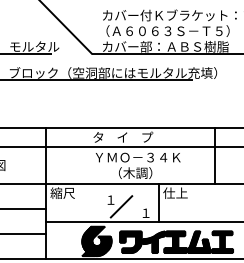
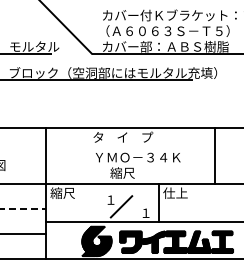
line: present -> none (121, 146)
text: （木調） -> 縮尺 (131, 172)
line: solid -> dashed (23, 209)
